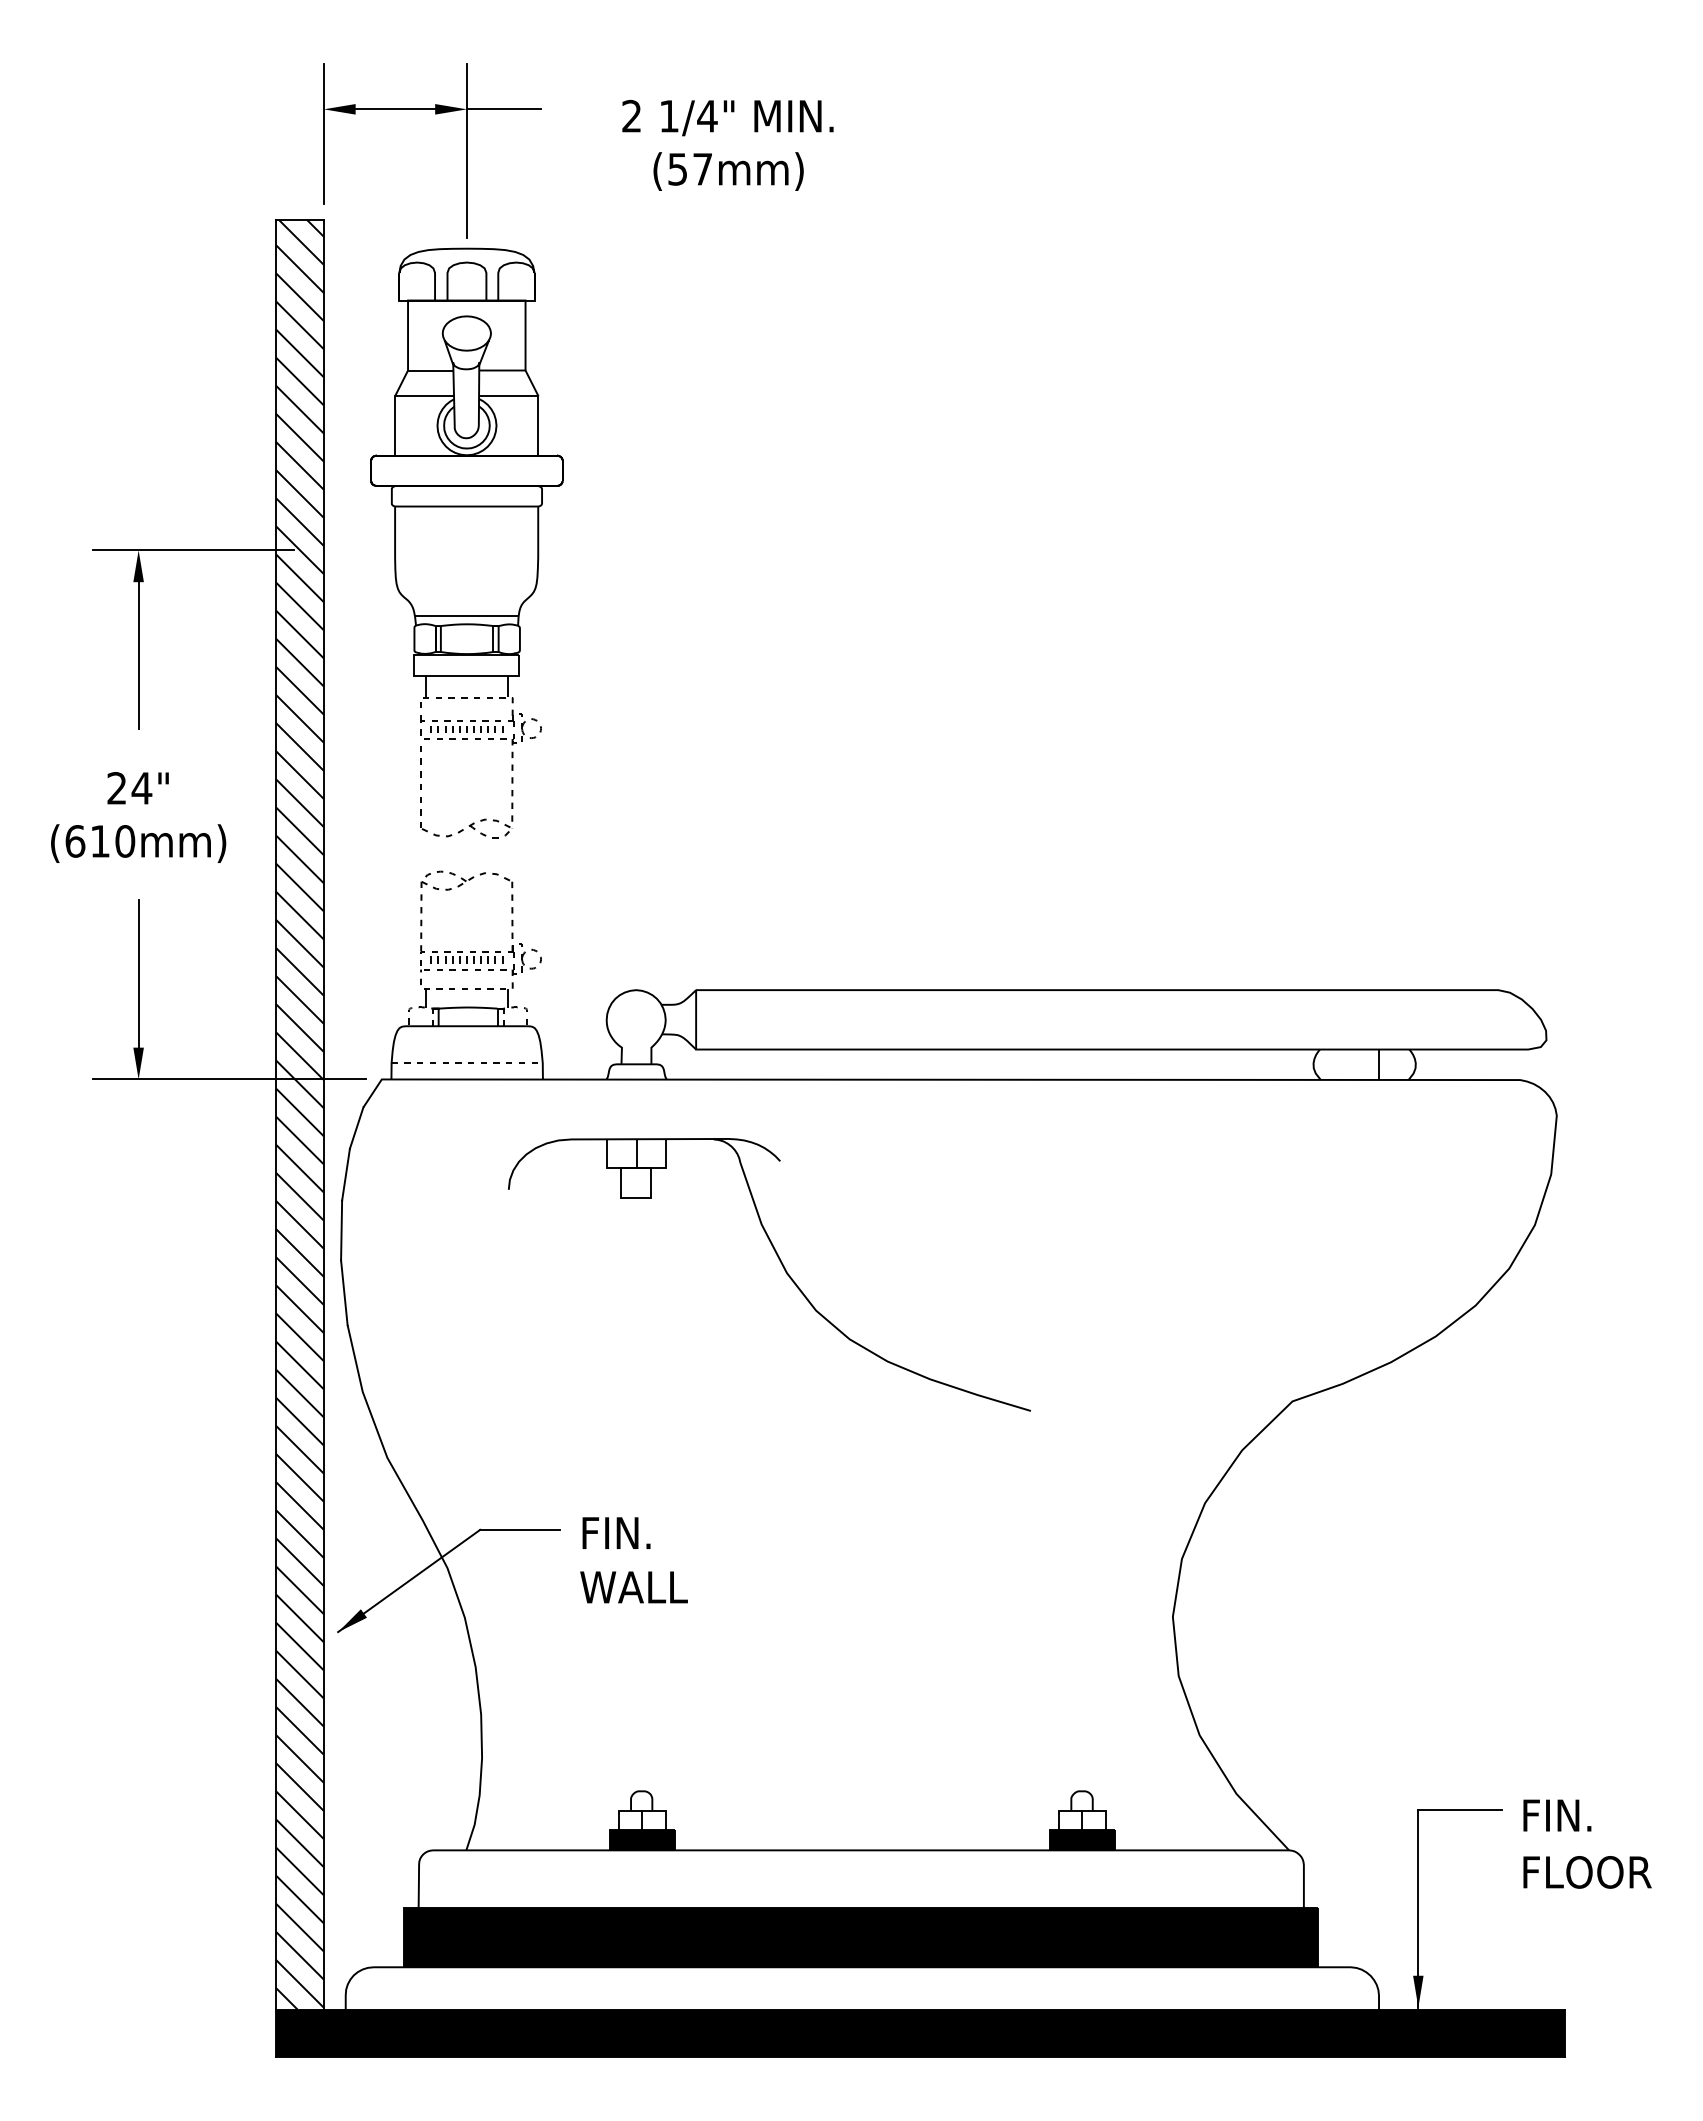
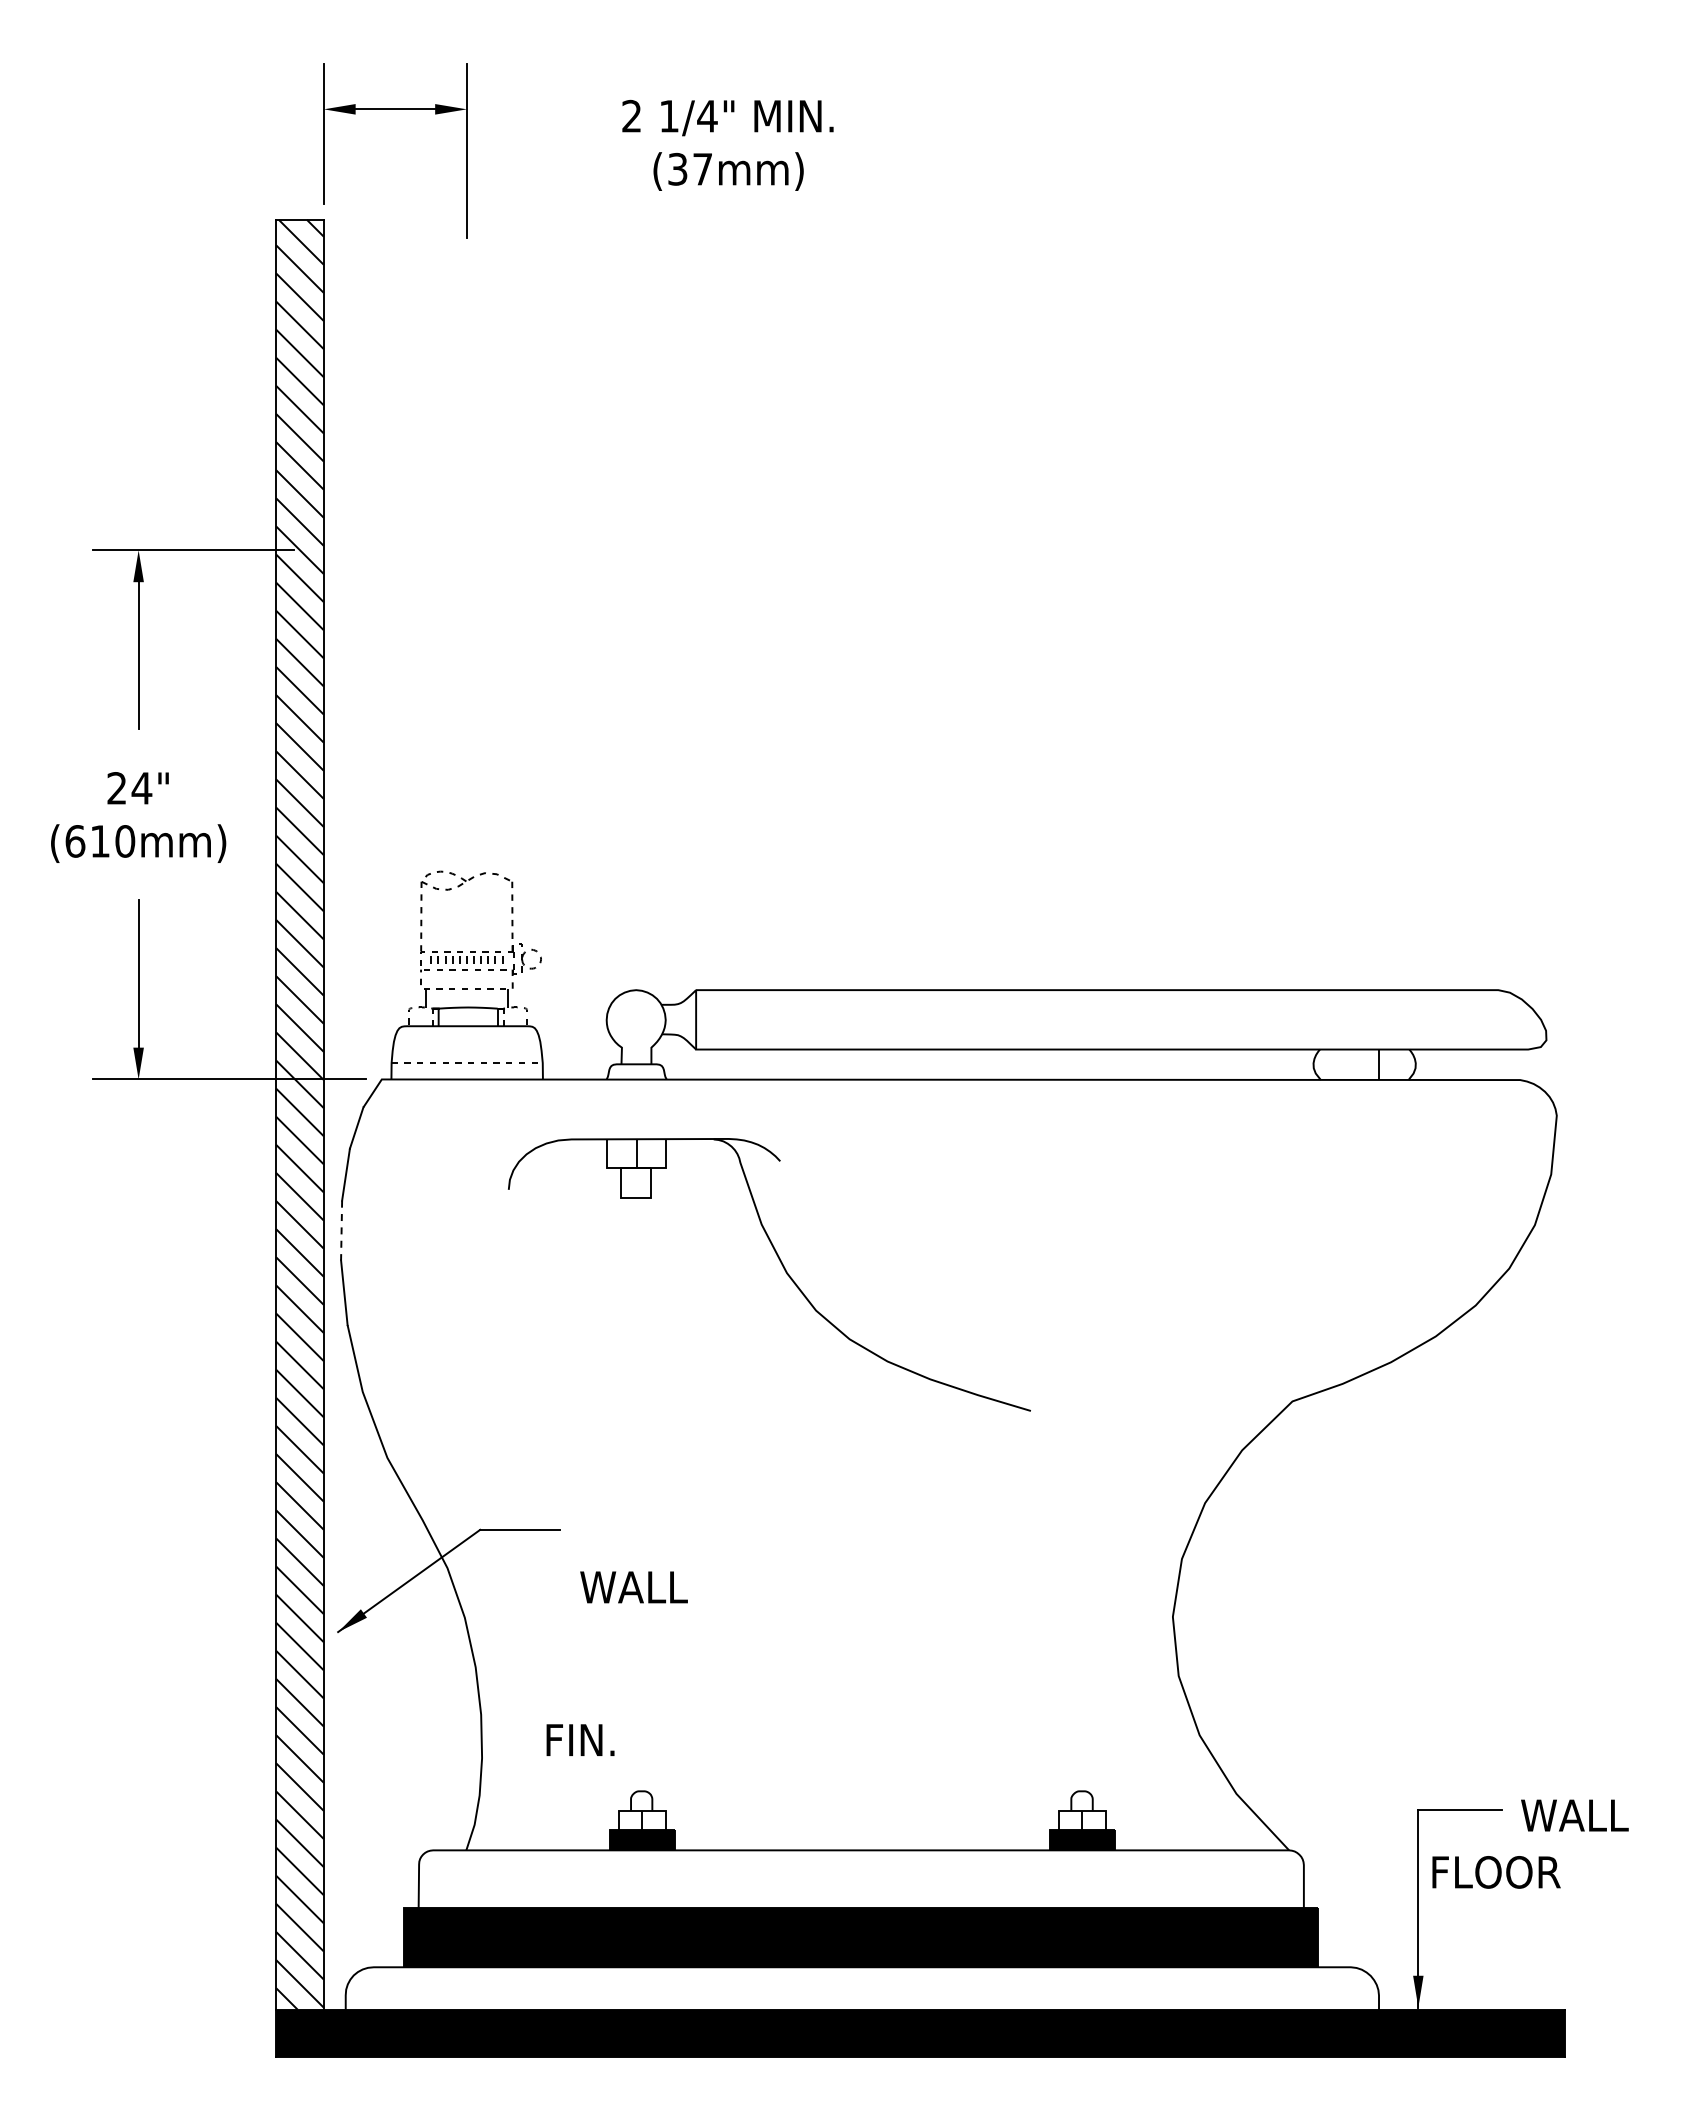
line: present -> none (503, 109)
text: (57mm) -> (37mm) (678, 168)
part: present -> none (466, 542)
line: solid -> dashed (341, 1230)
text position: (616, 1532) -> (580, 1739) (580, 1739)
text: FIN. -> WALL (1574, 1815)
text position: (1587, 1872) -> (1496, 1872) (1496, 1872)
